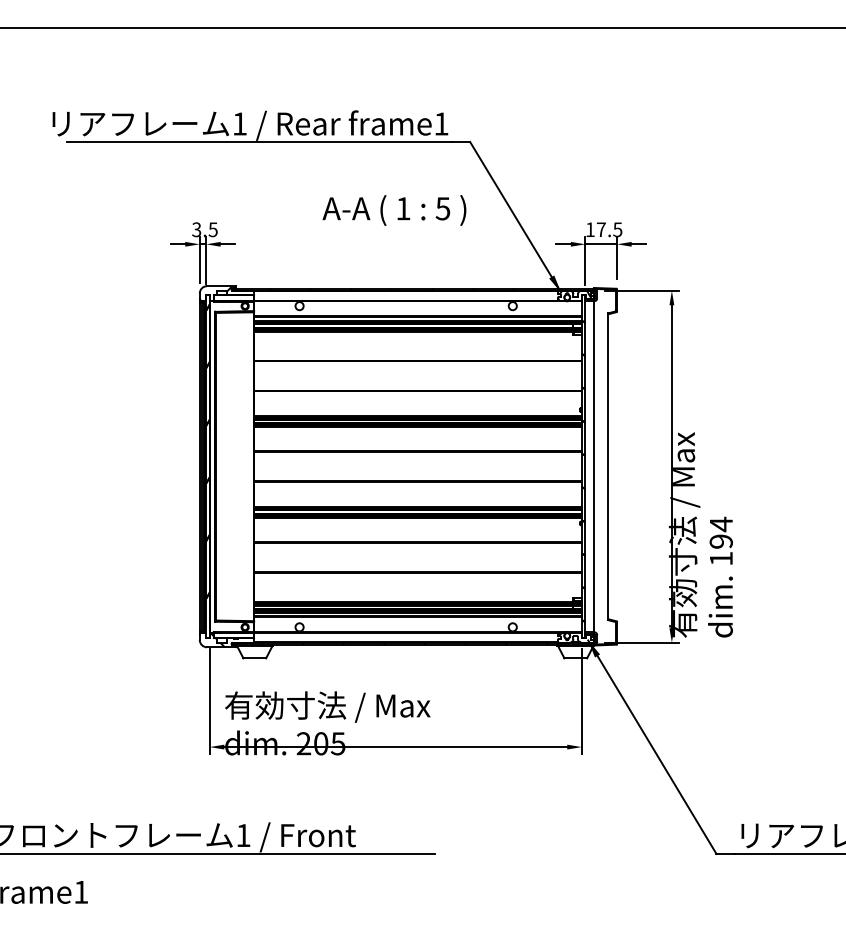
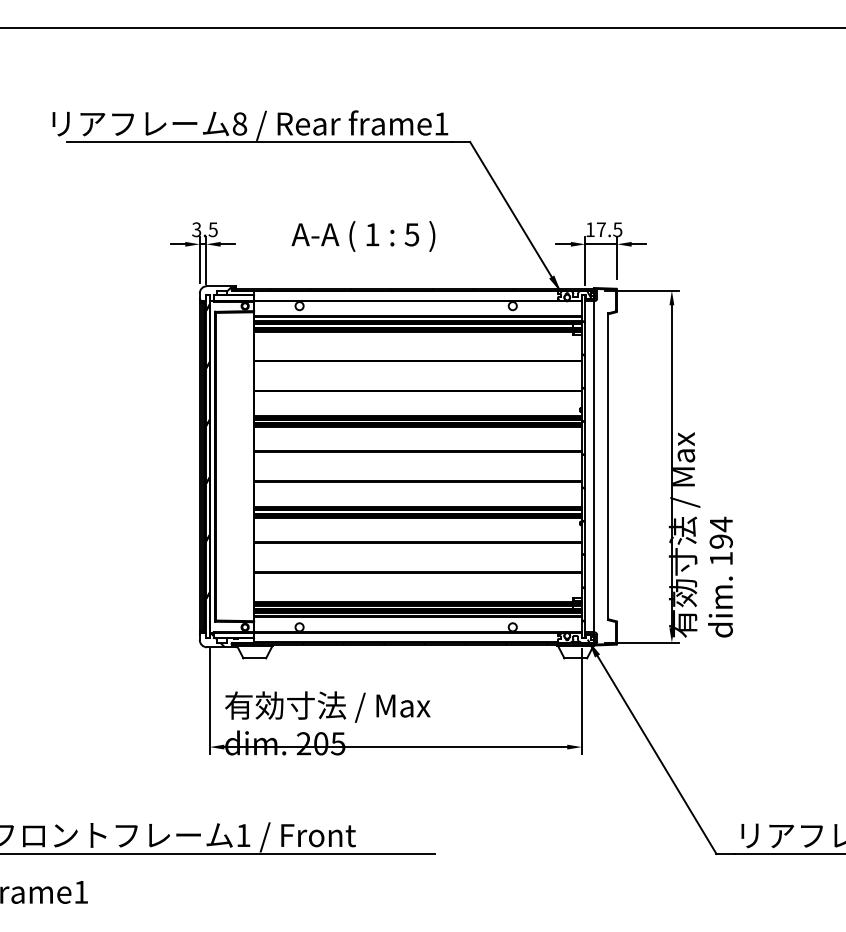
text: 1 -> 8 (239, 123)
text position: (394, 210) -> (363, 236) (363, 236)
